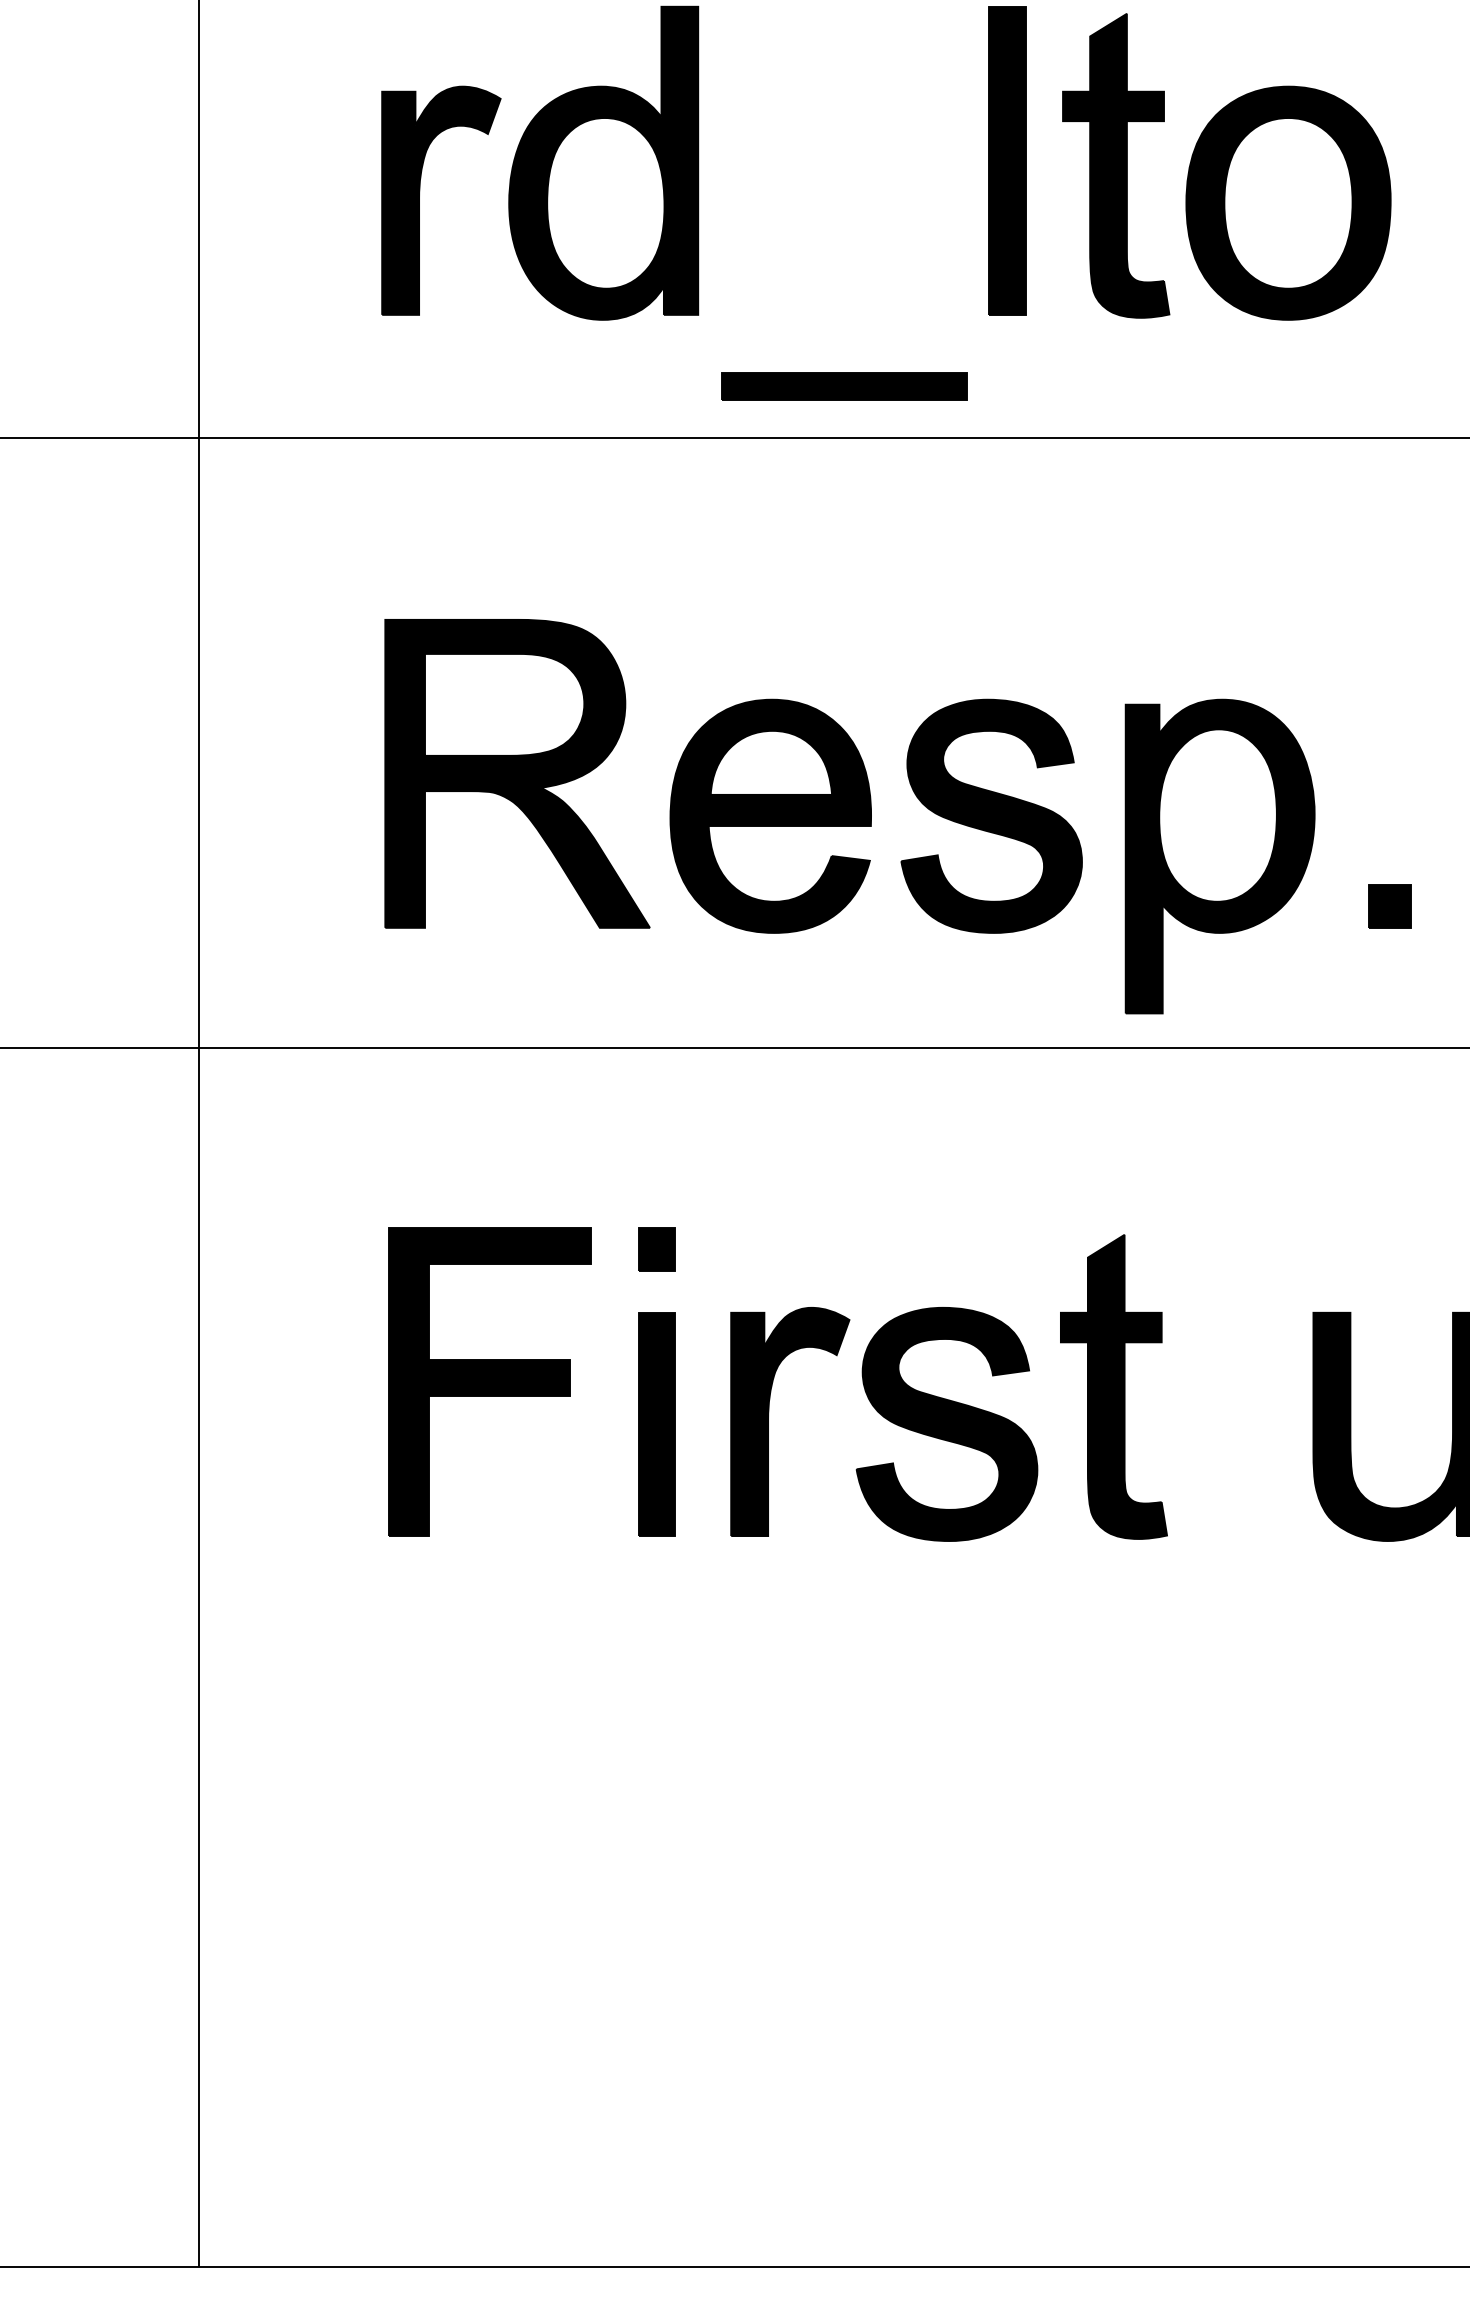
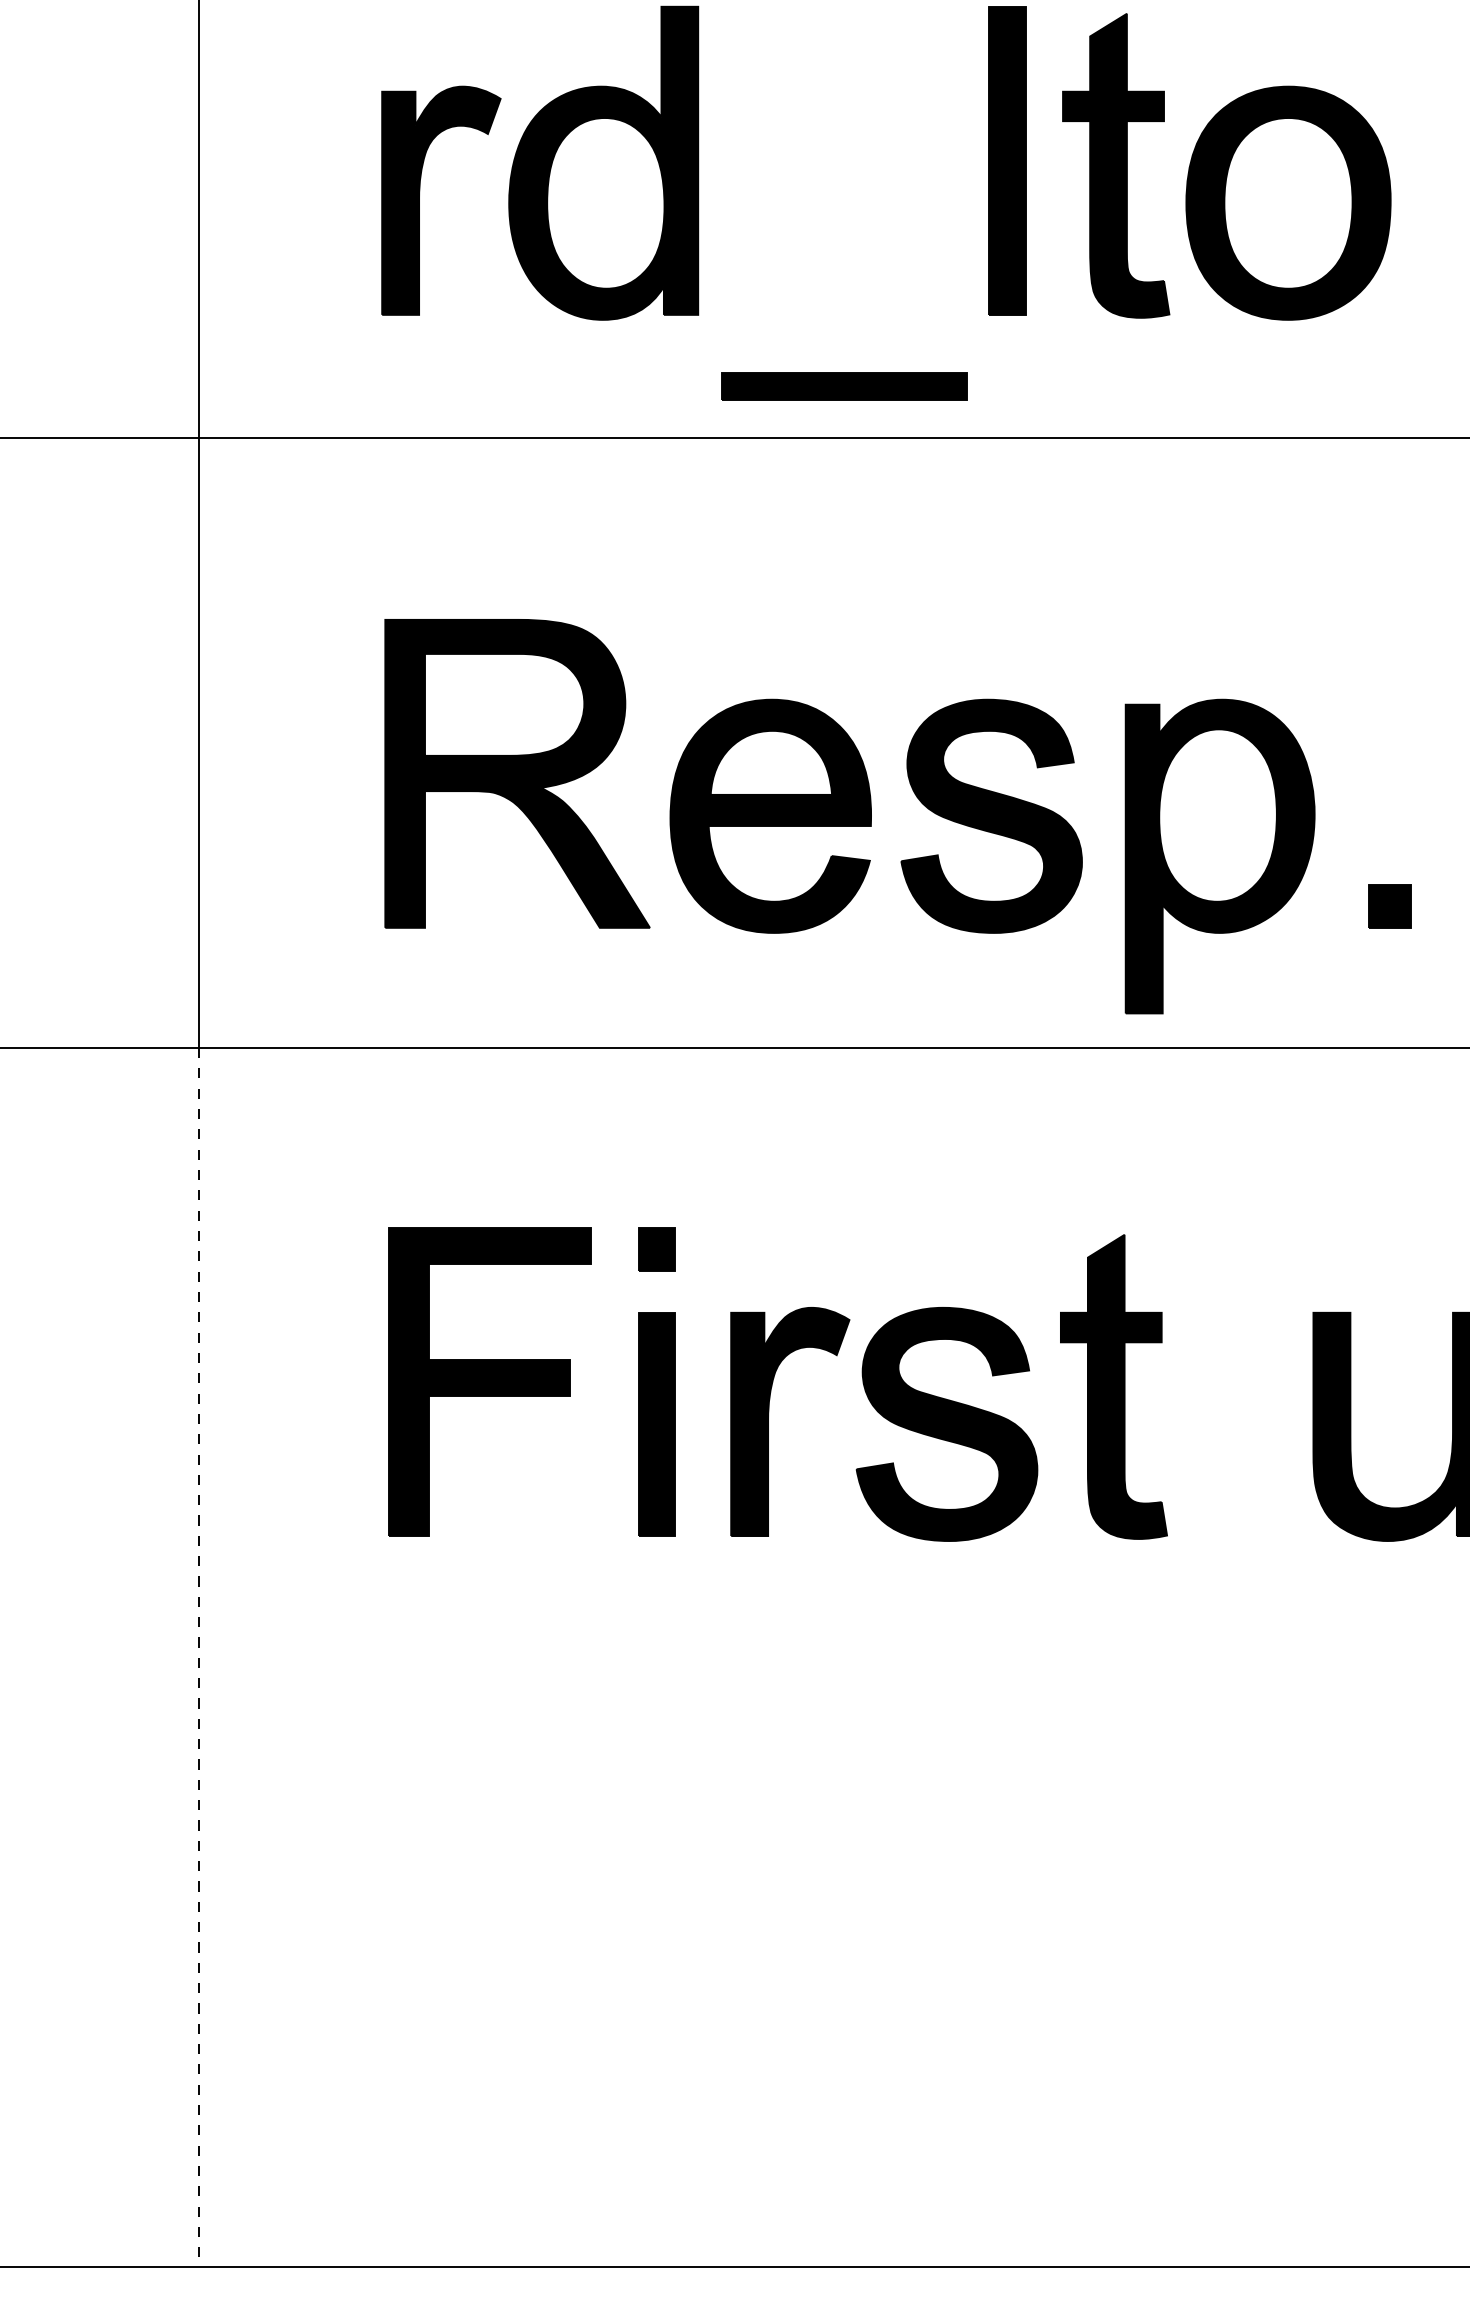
line: solid -> dashed (198, 1657)
